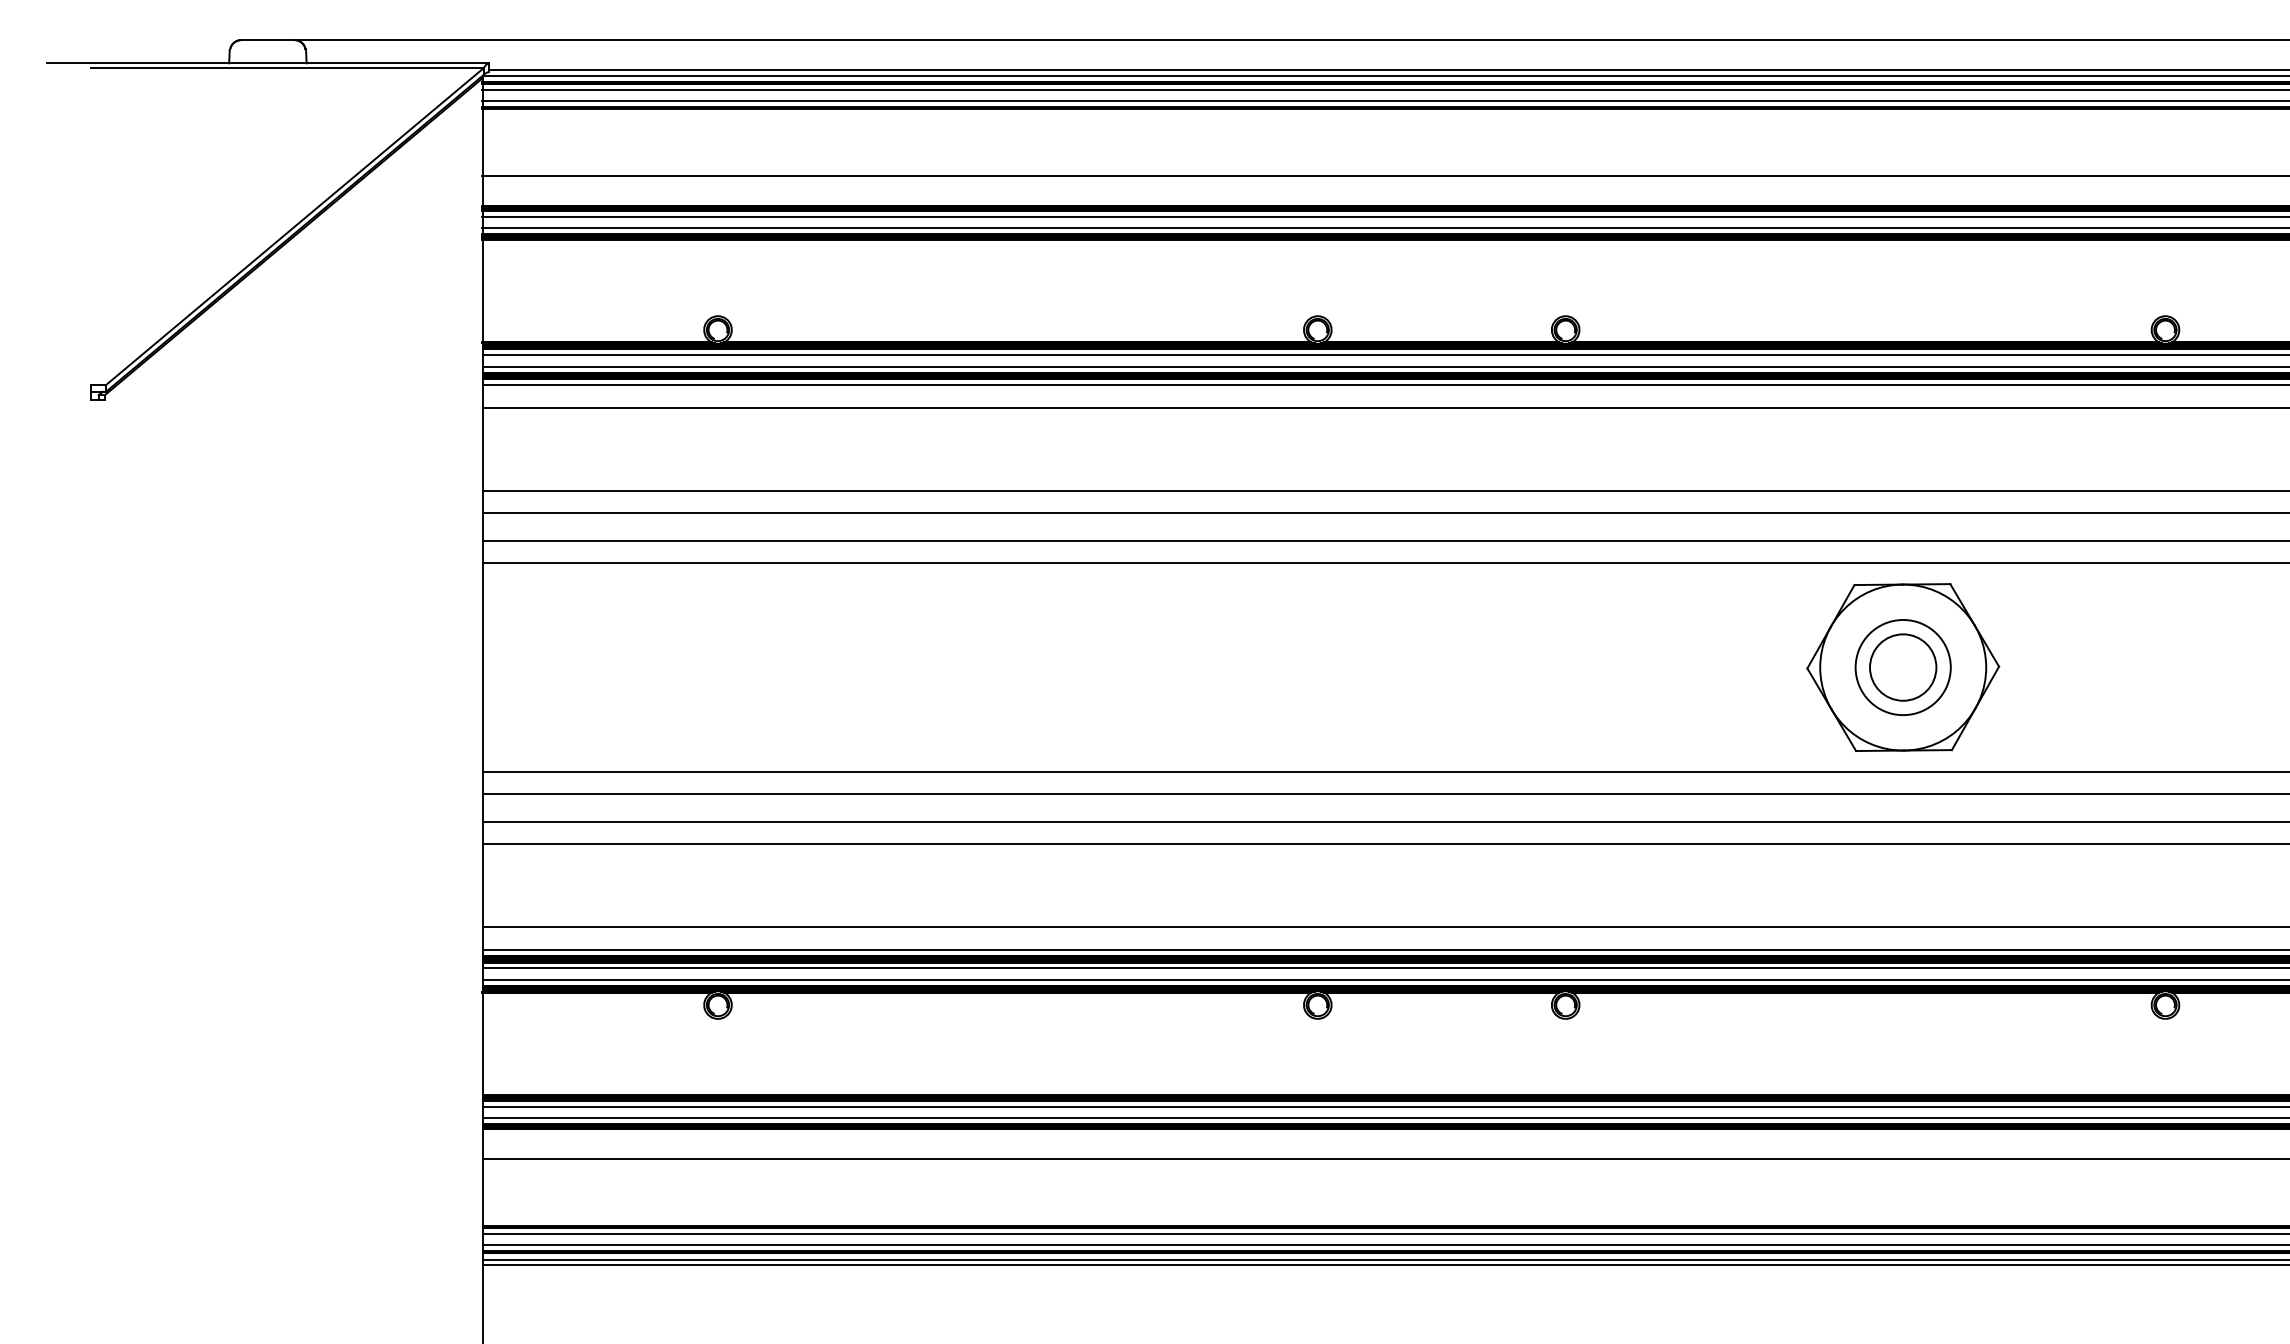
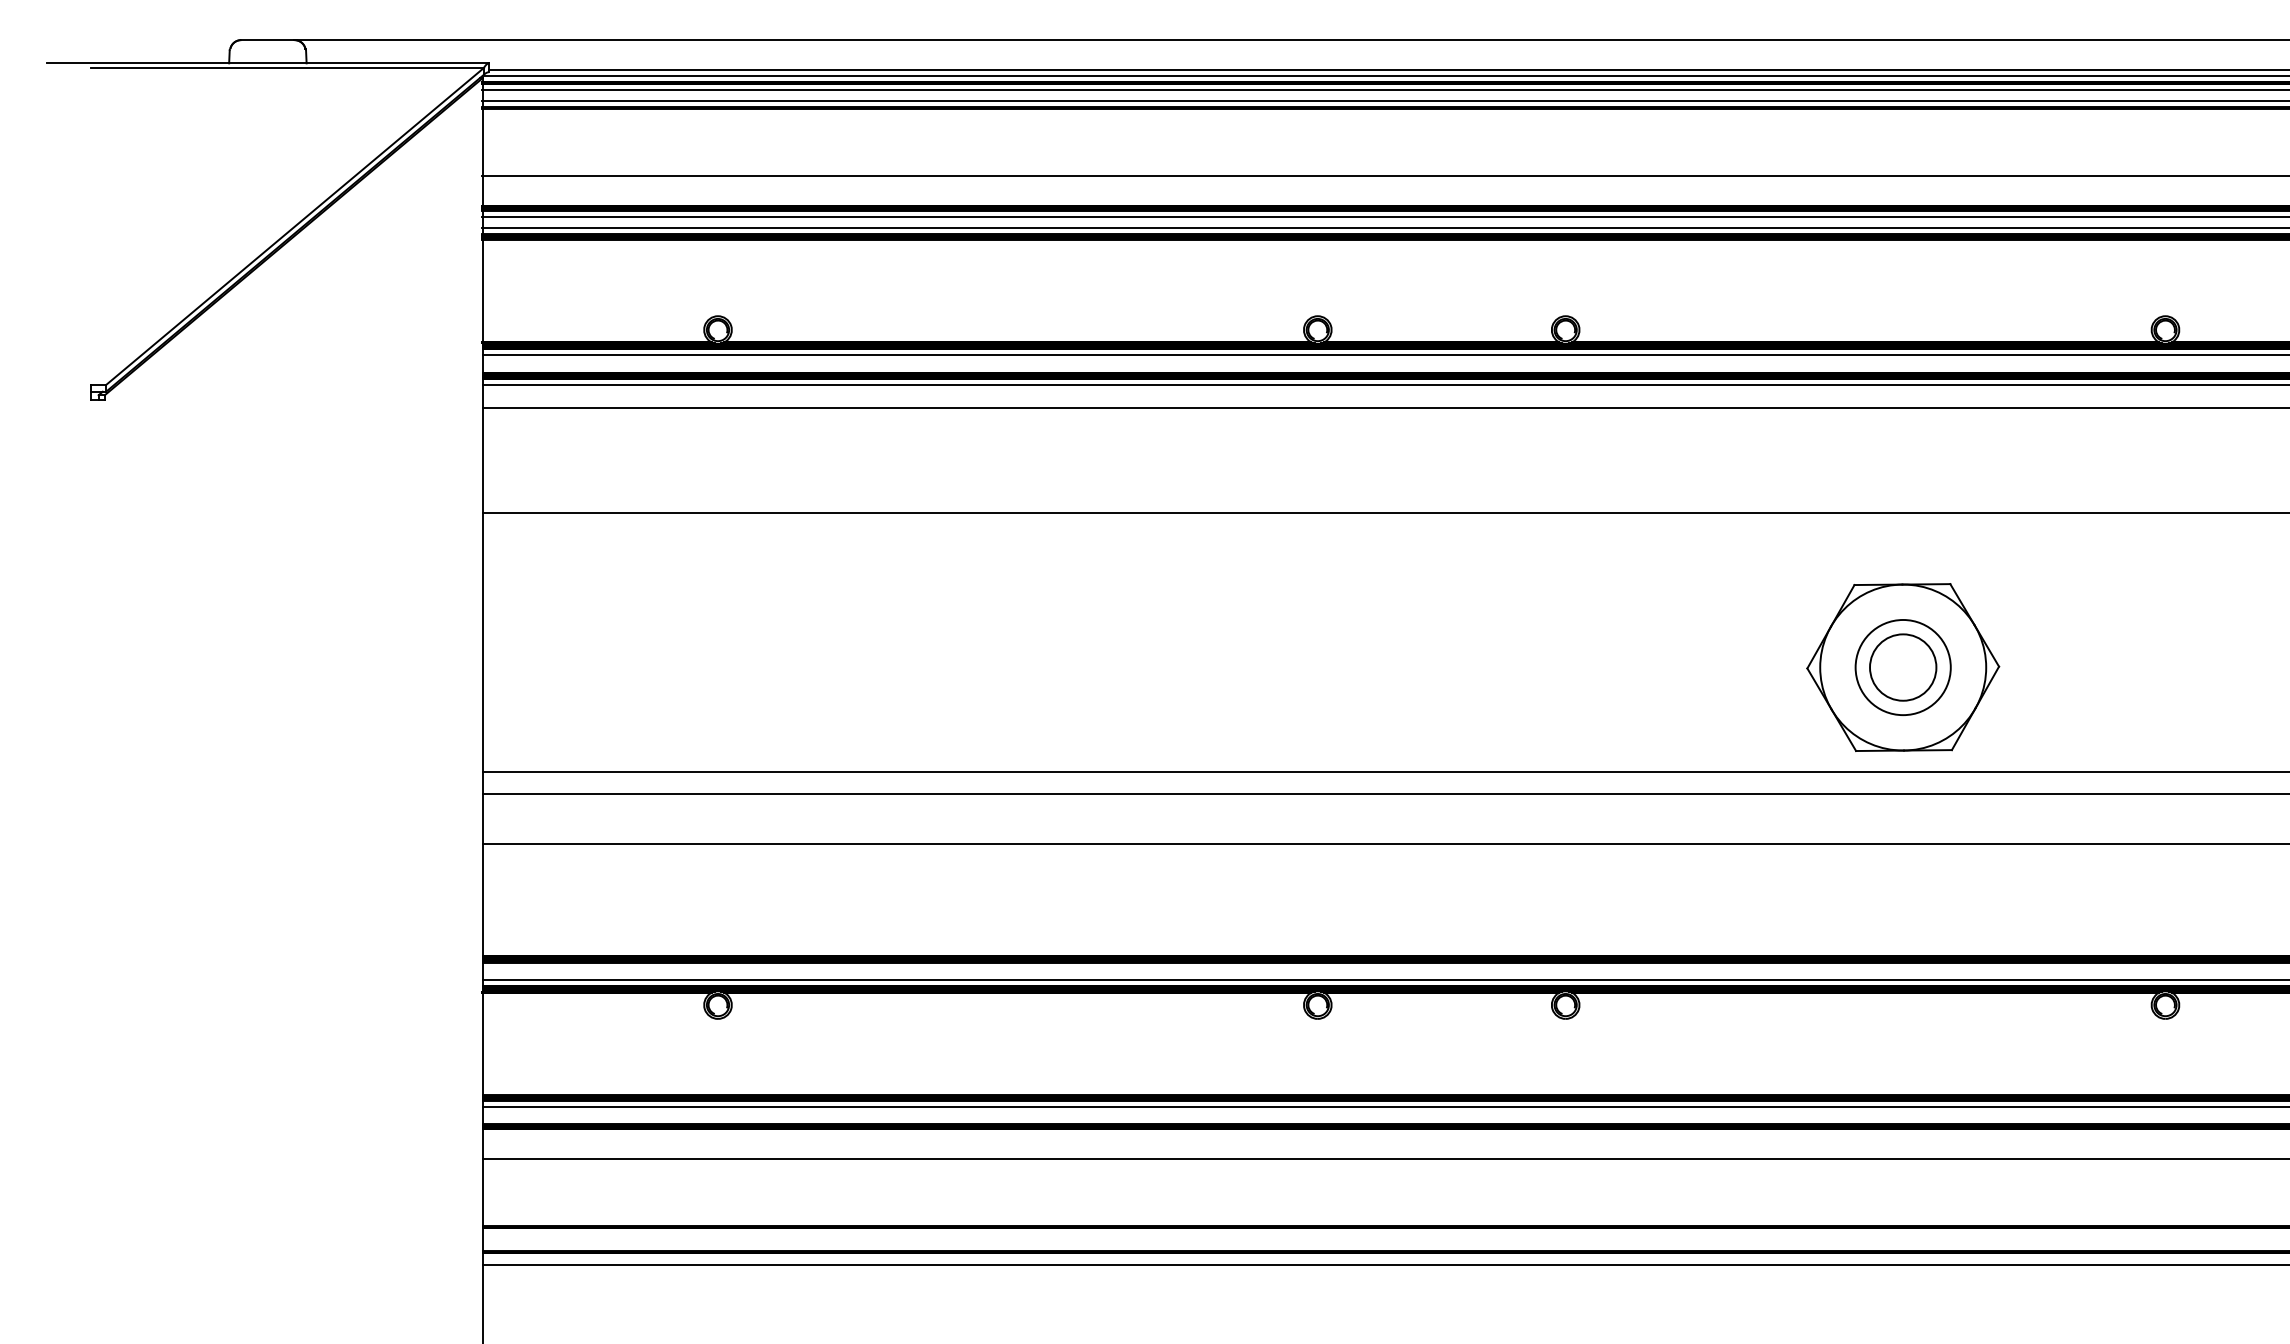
line: present -> none (1384, 366)
line: present -> none (1384, 491)
line: present -> none (1384, 540)
line: present -> none (1384, 562)
line: present -> none (1384, 821)
line: present -> none (1384, 927)
line: present -> none (1384, 950)
line: present -> none (1384, 968)
line: present -> none (1384, 1118)
line: present -> none (1384, 1233)
line: present -> none (1384, 1245)
line: present -> none (1384, 1259)
